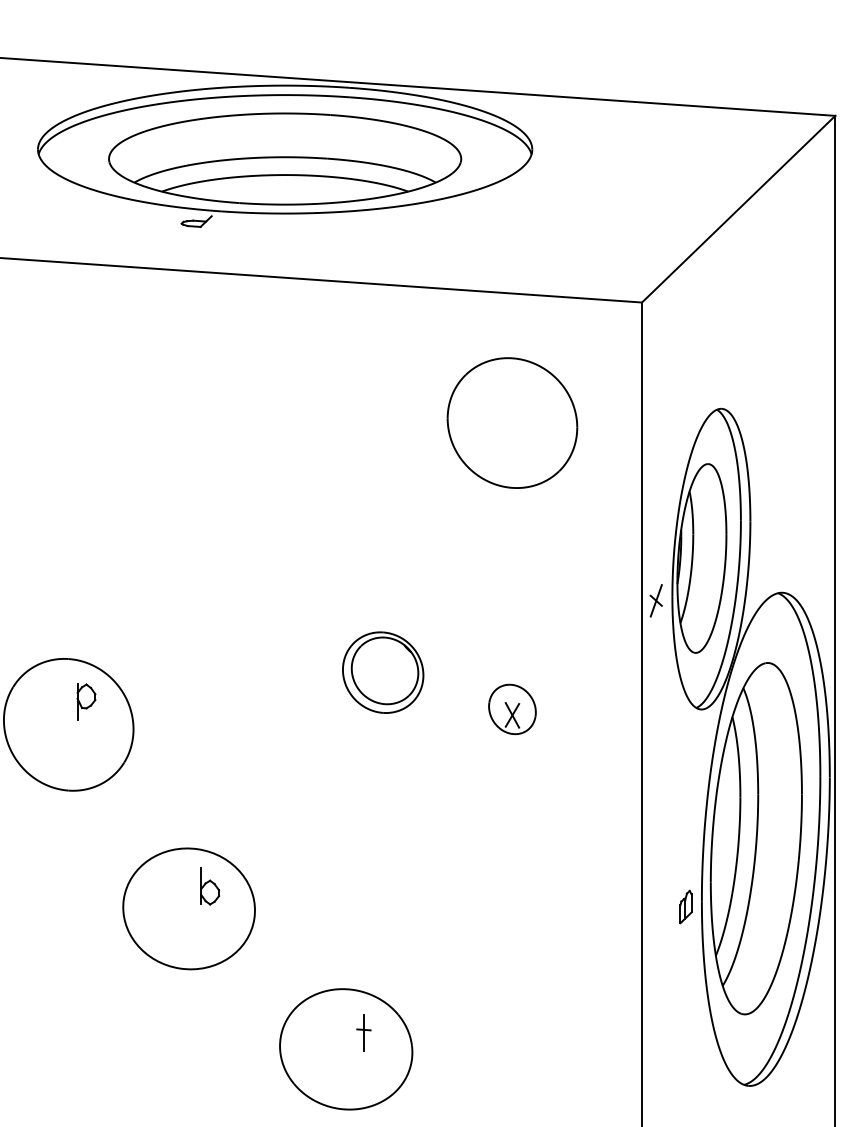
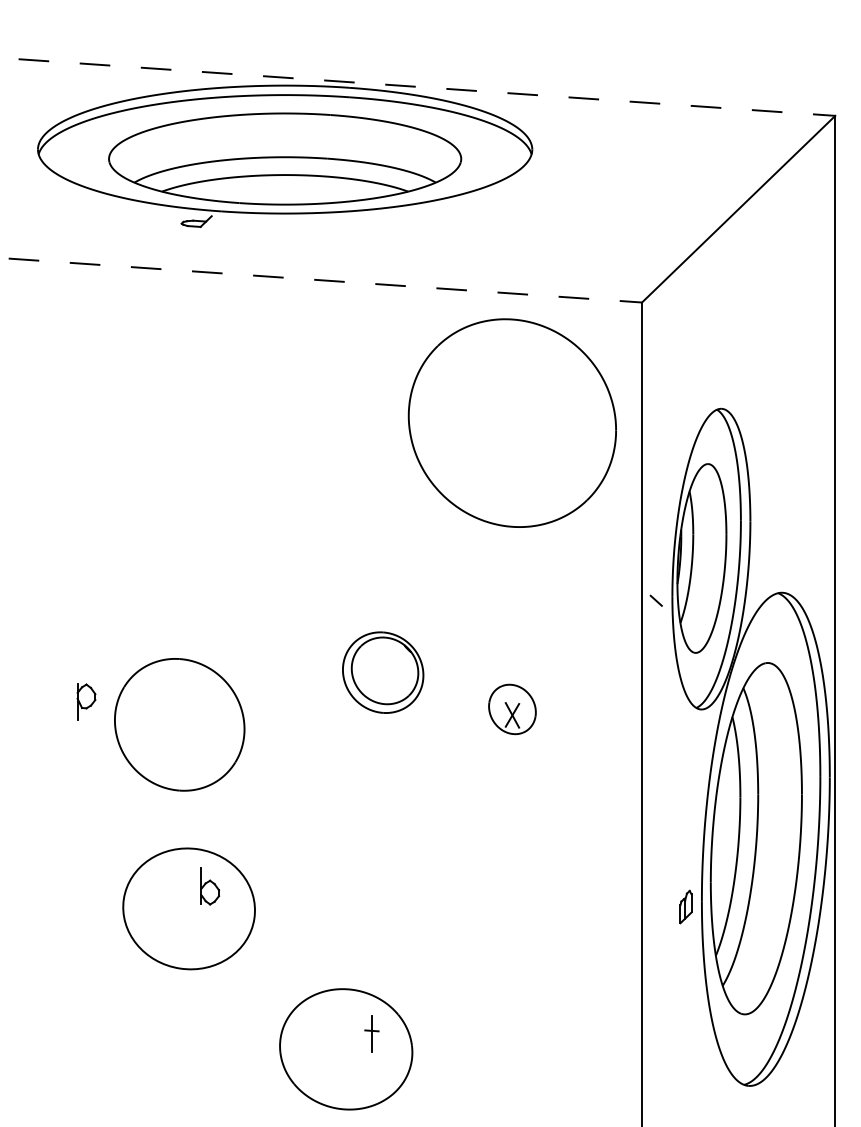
line: solid -> dashed (418, 86)
line: solid -> dashed (321, 280)
part size: 133x132 px -> 210x210 px (511, 422)
line: present -> none (655, 600)
part position: (68, 724) -> (179, 724) (179, 724)
part position: (363, 1032) -> (371, 1033) (371, 1033)
